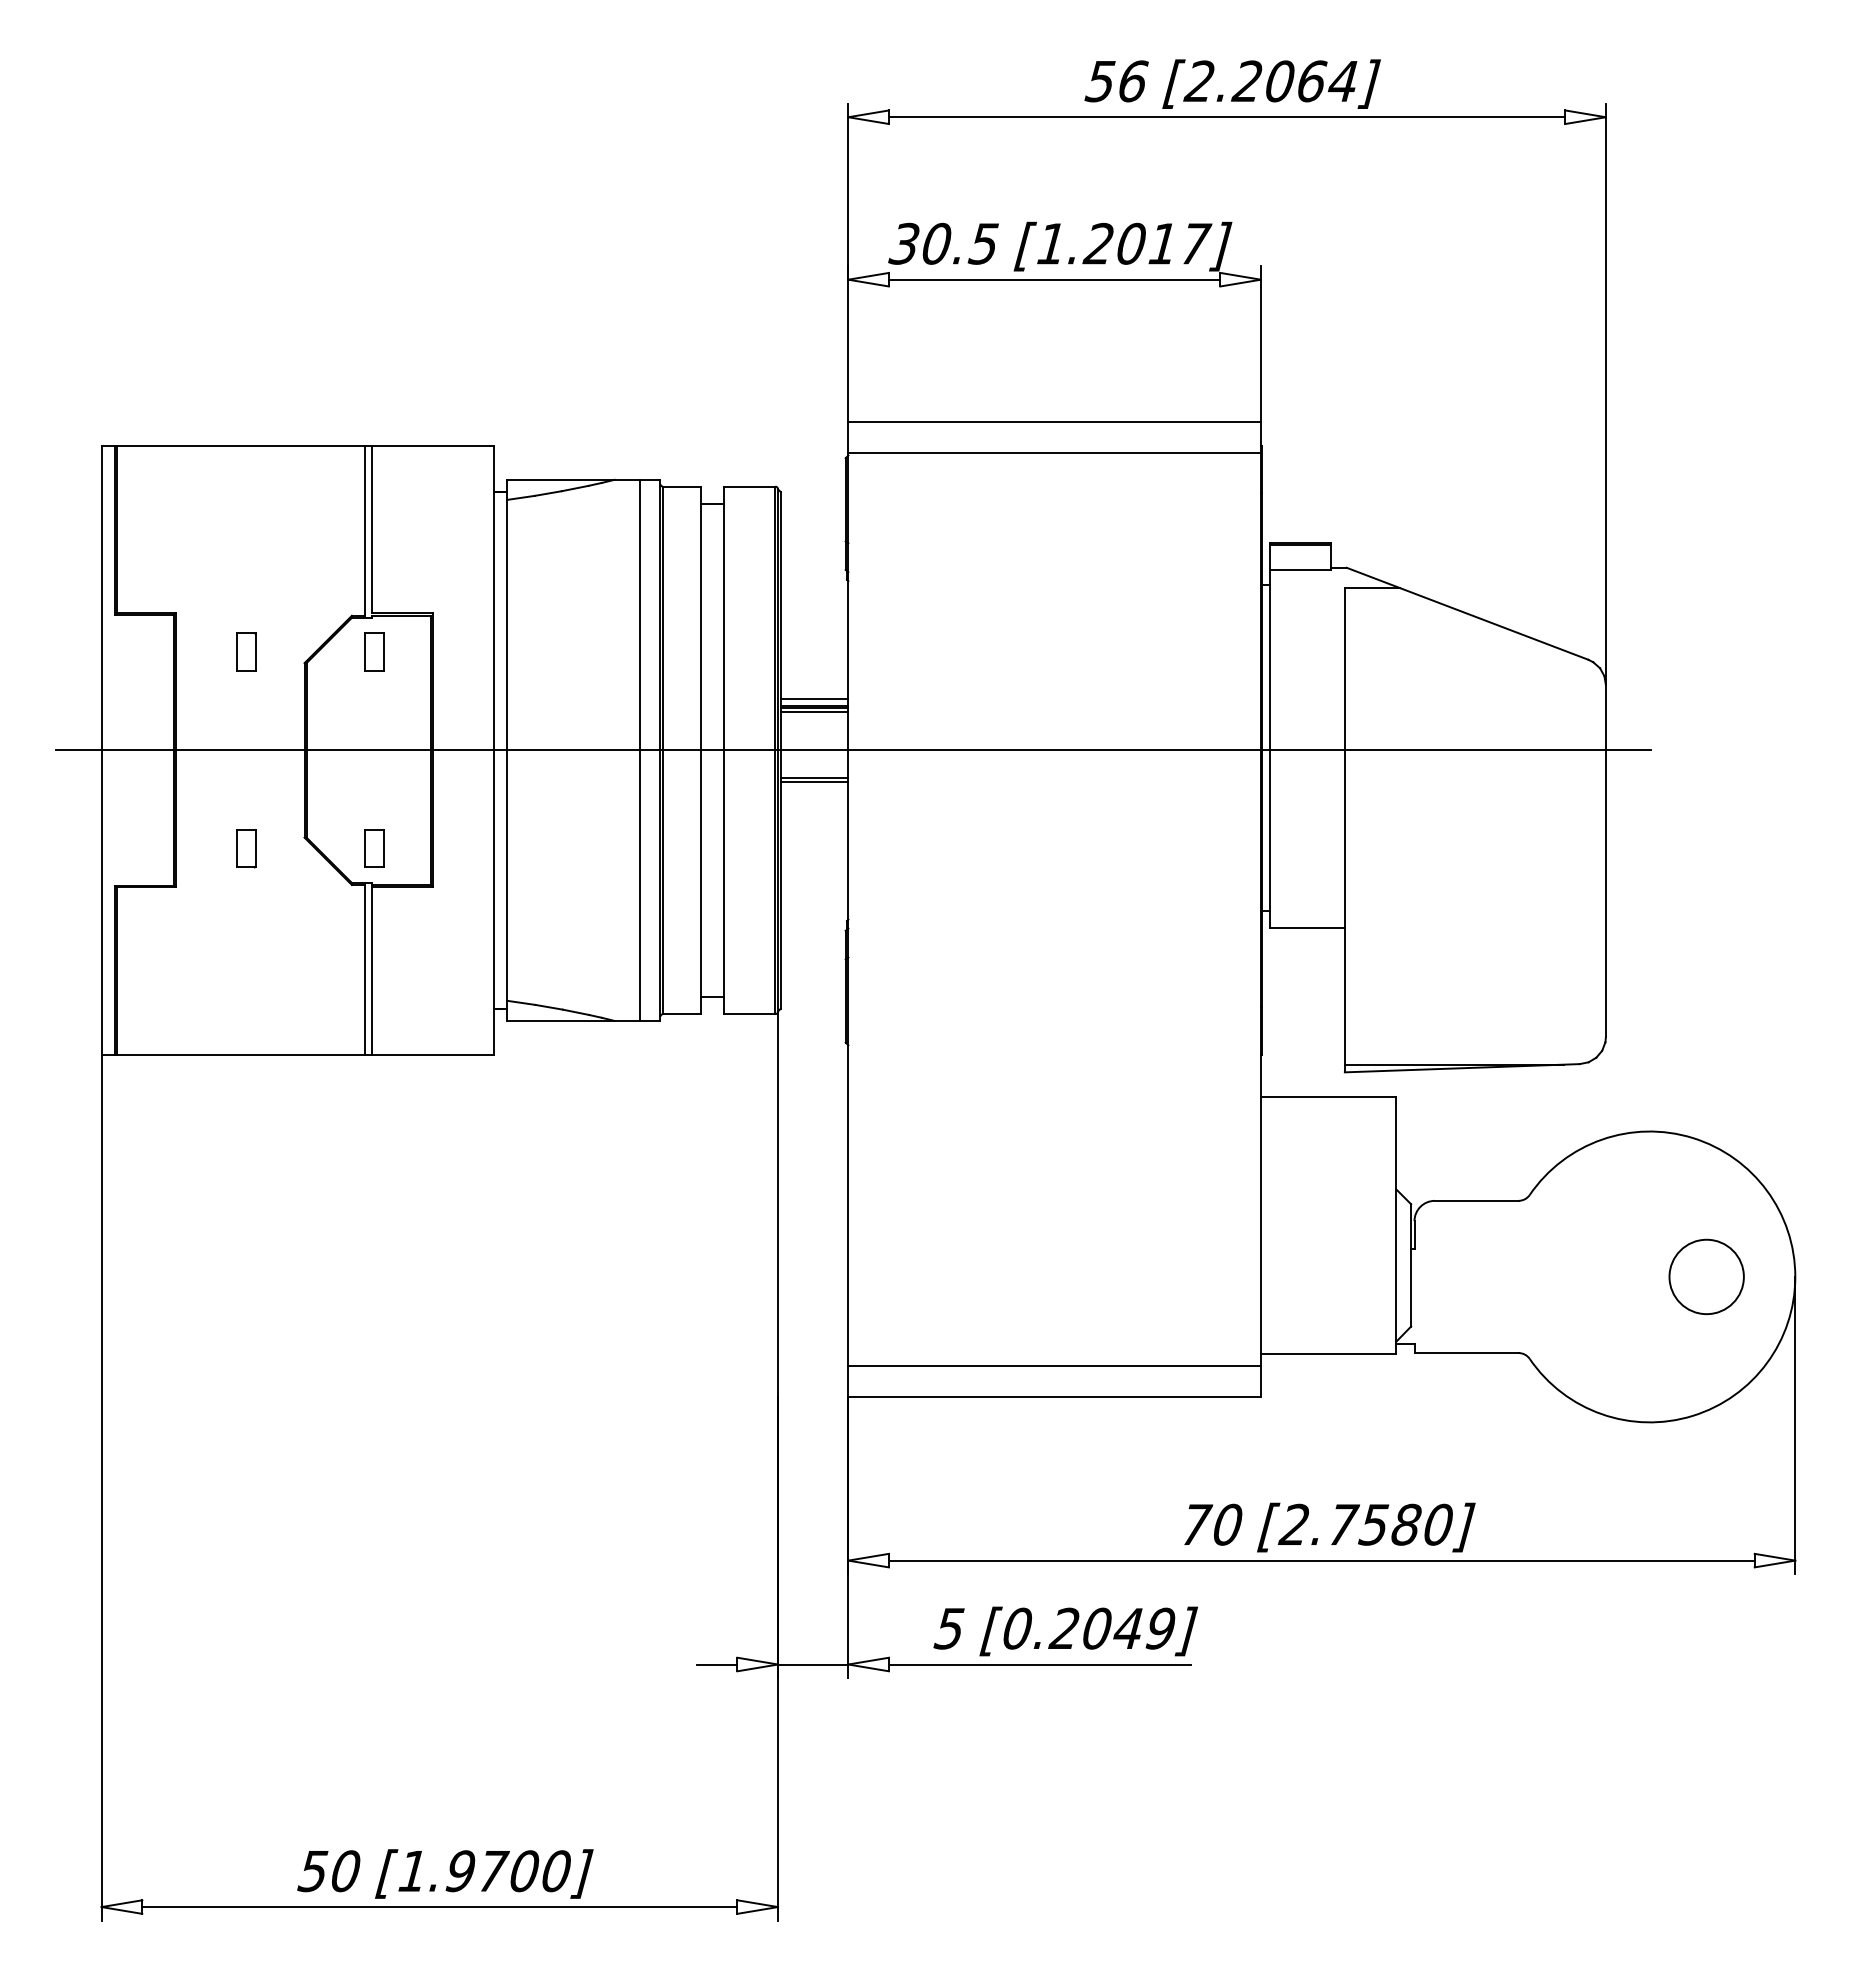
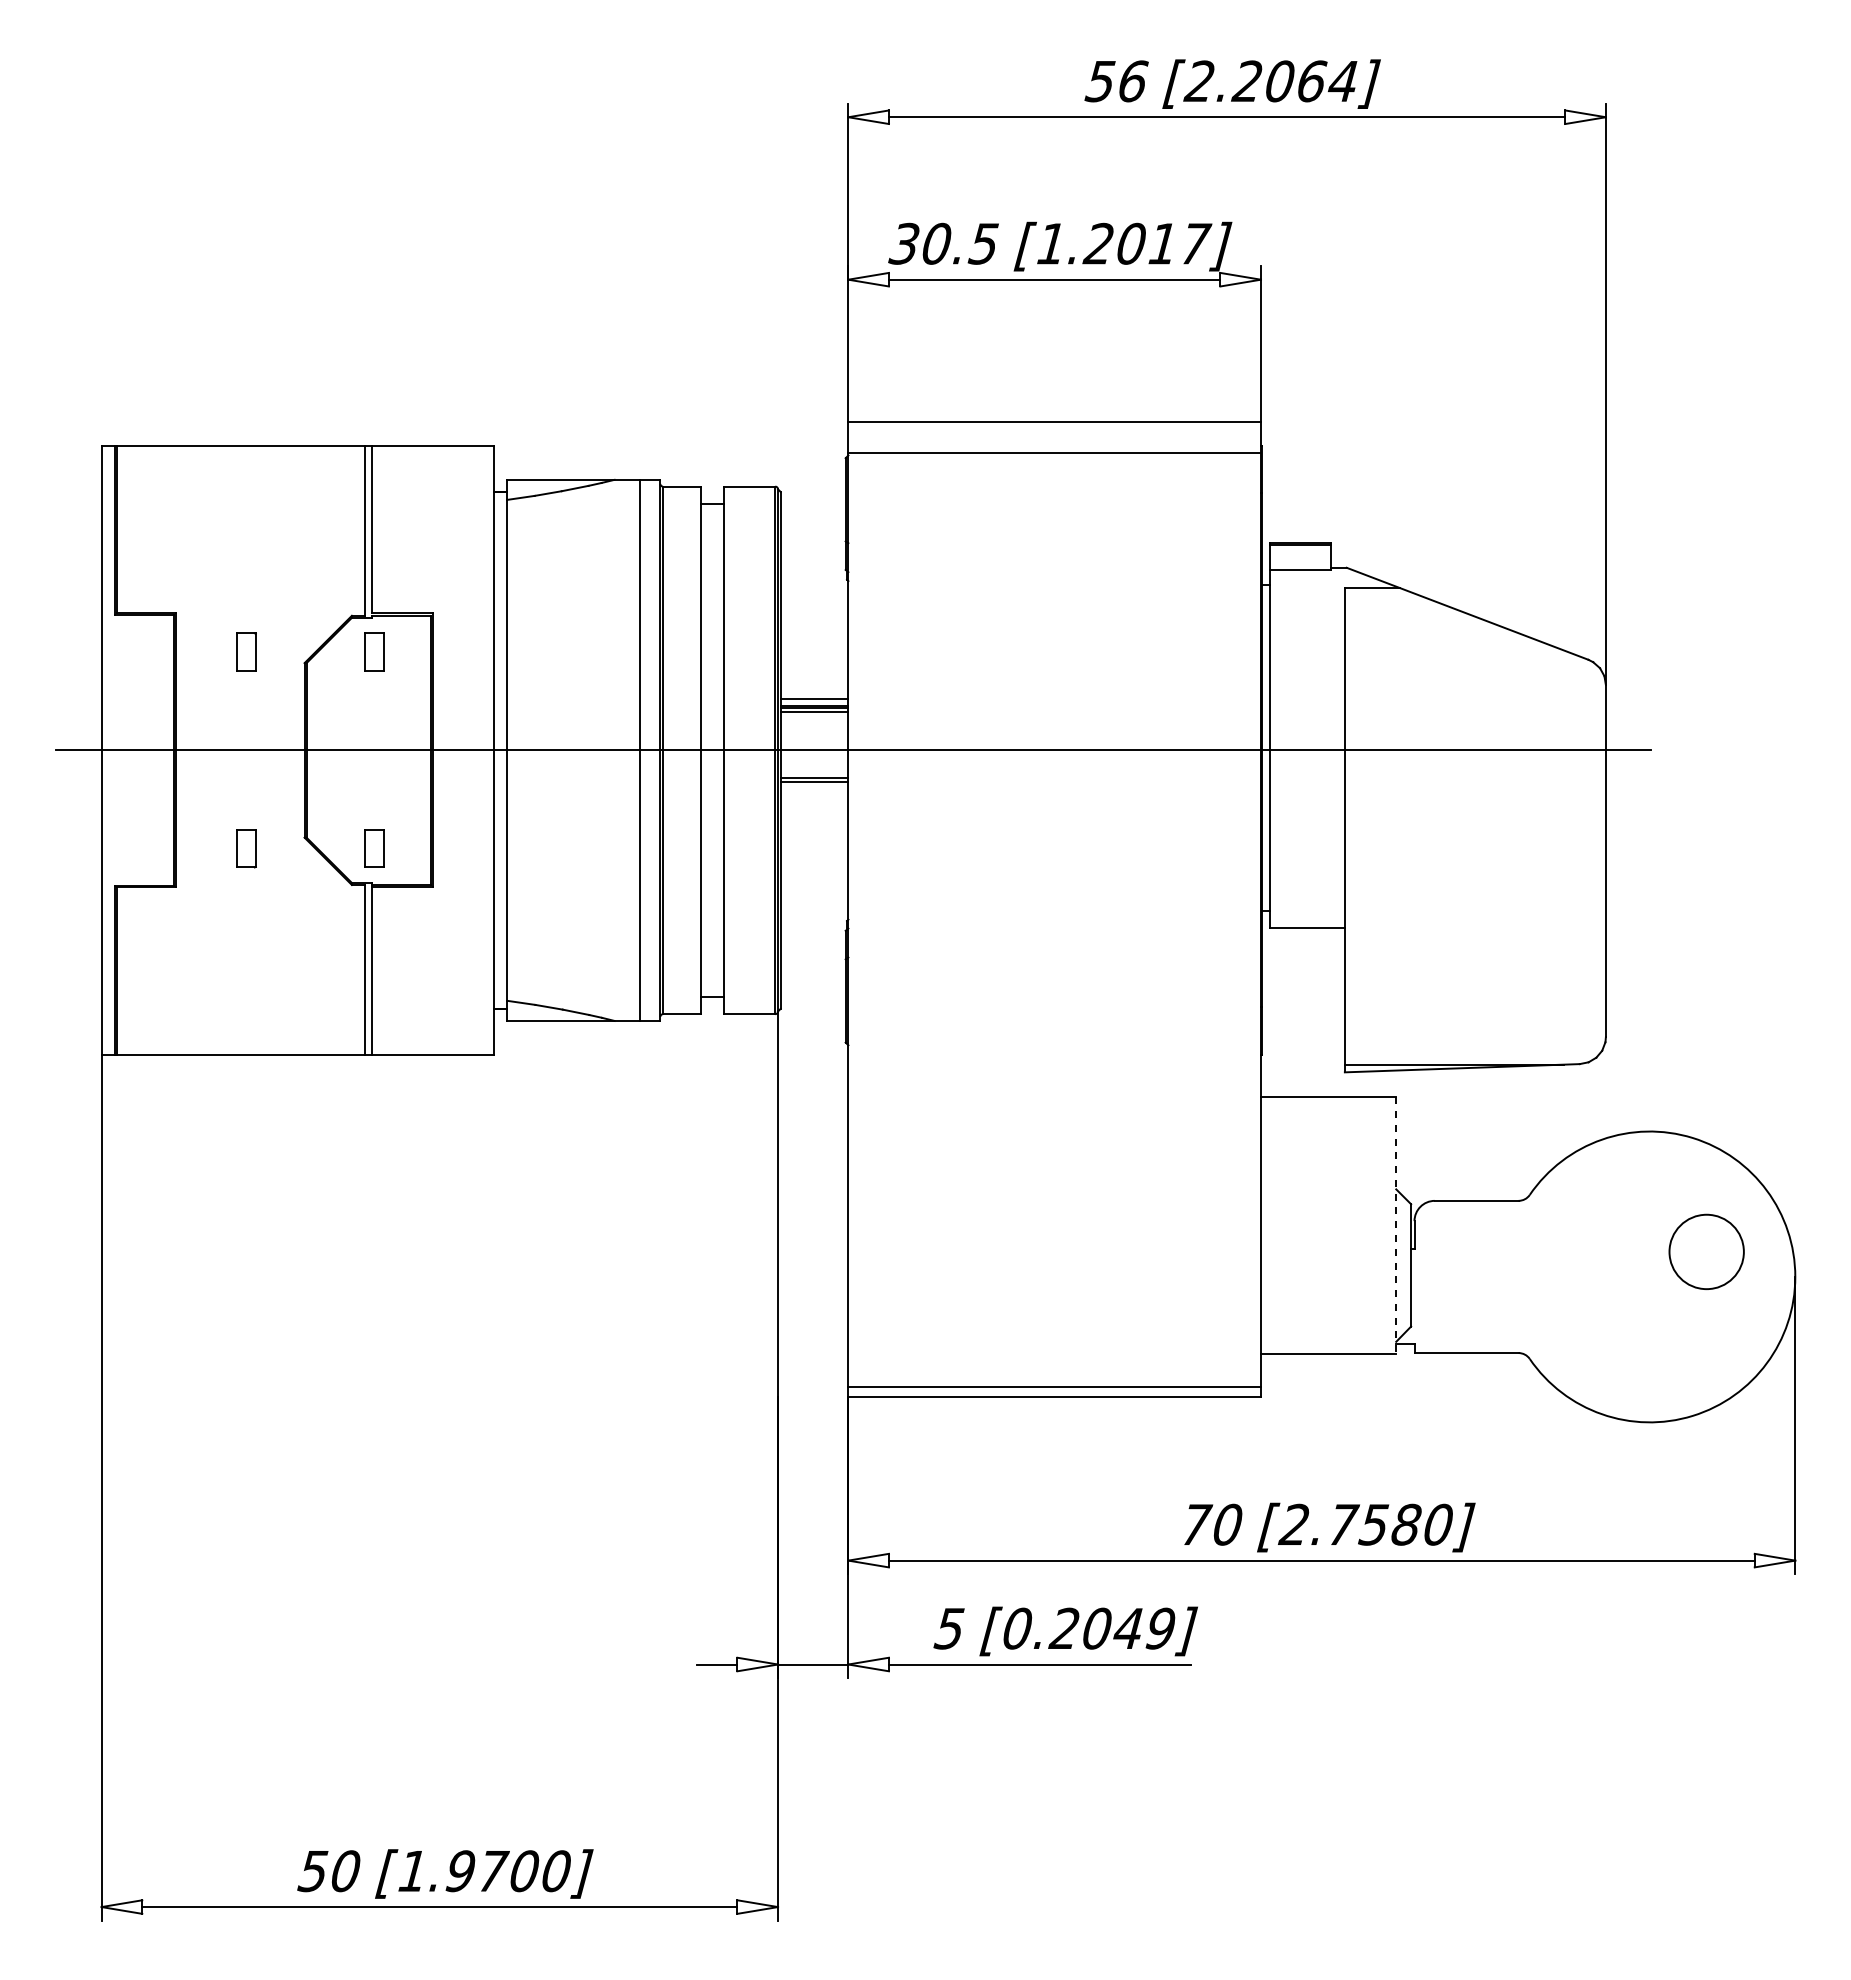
line: solid -> dashed (1396, 1225)
circle position: (1706, 1276) -> (1706, 1251) (1706, 1251)
line position: (1054, 1365) -> (1054, 1386) (1054, 1386)
